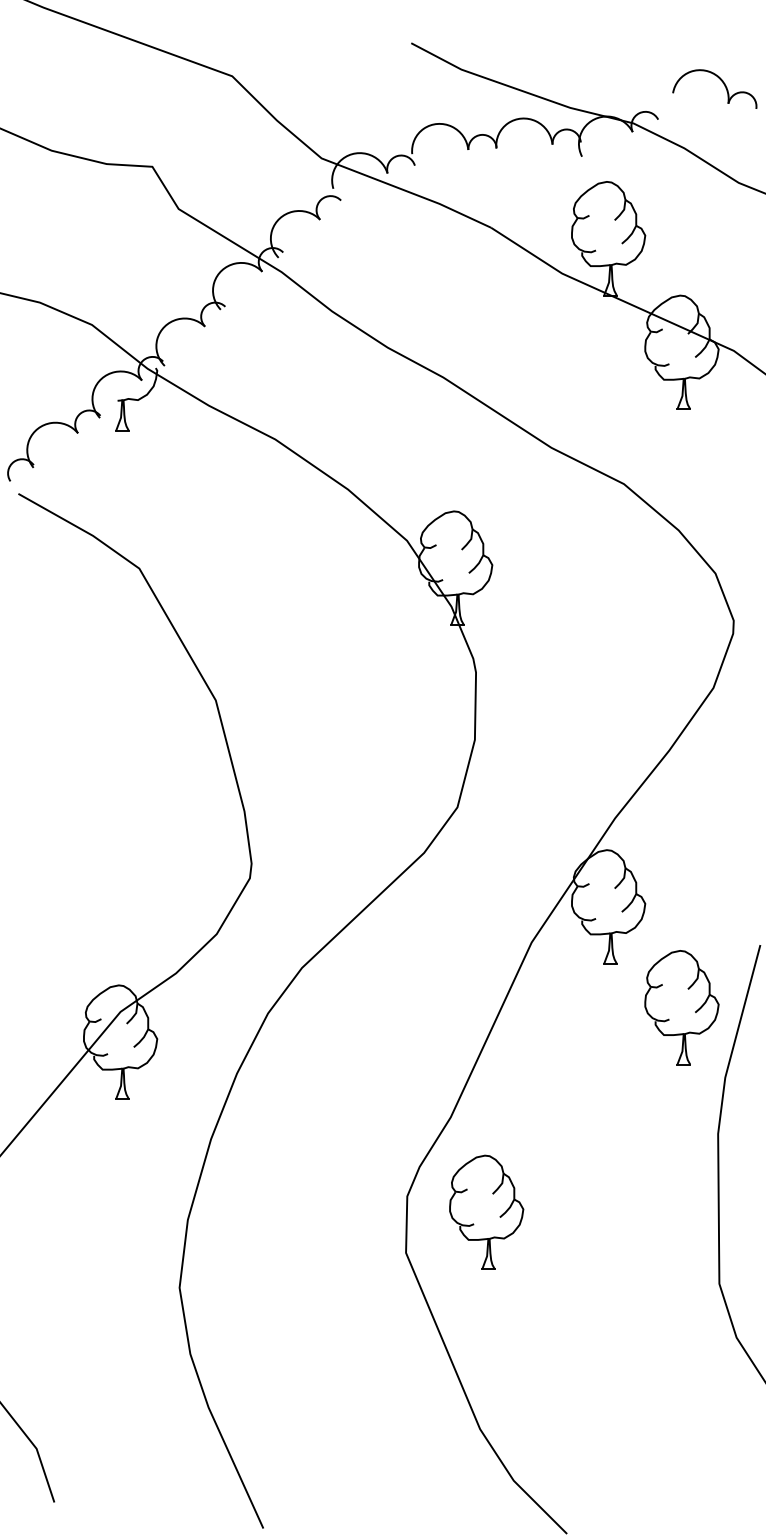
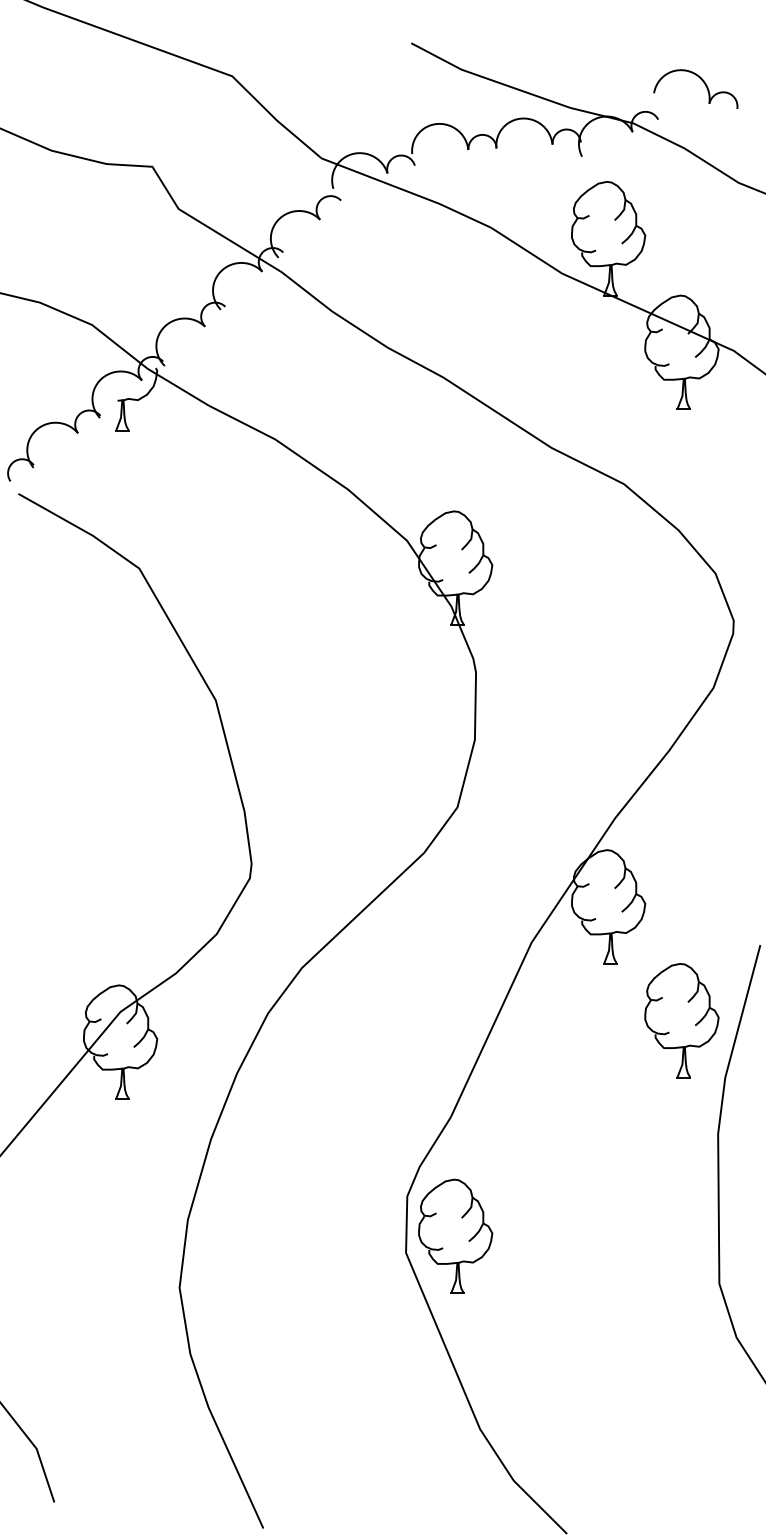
part position: (723, 84) -> (704, 84) (704, 84)
part position: (681, 1007) -> (681, 1020) (681, 1020)
part position: (486, 1211) -> (455, 1235) (455, 1235)
